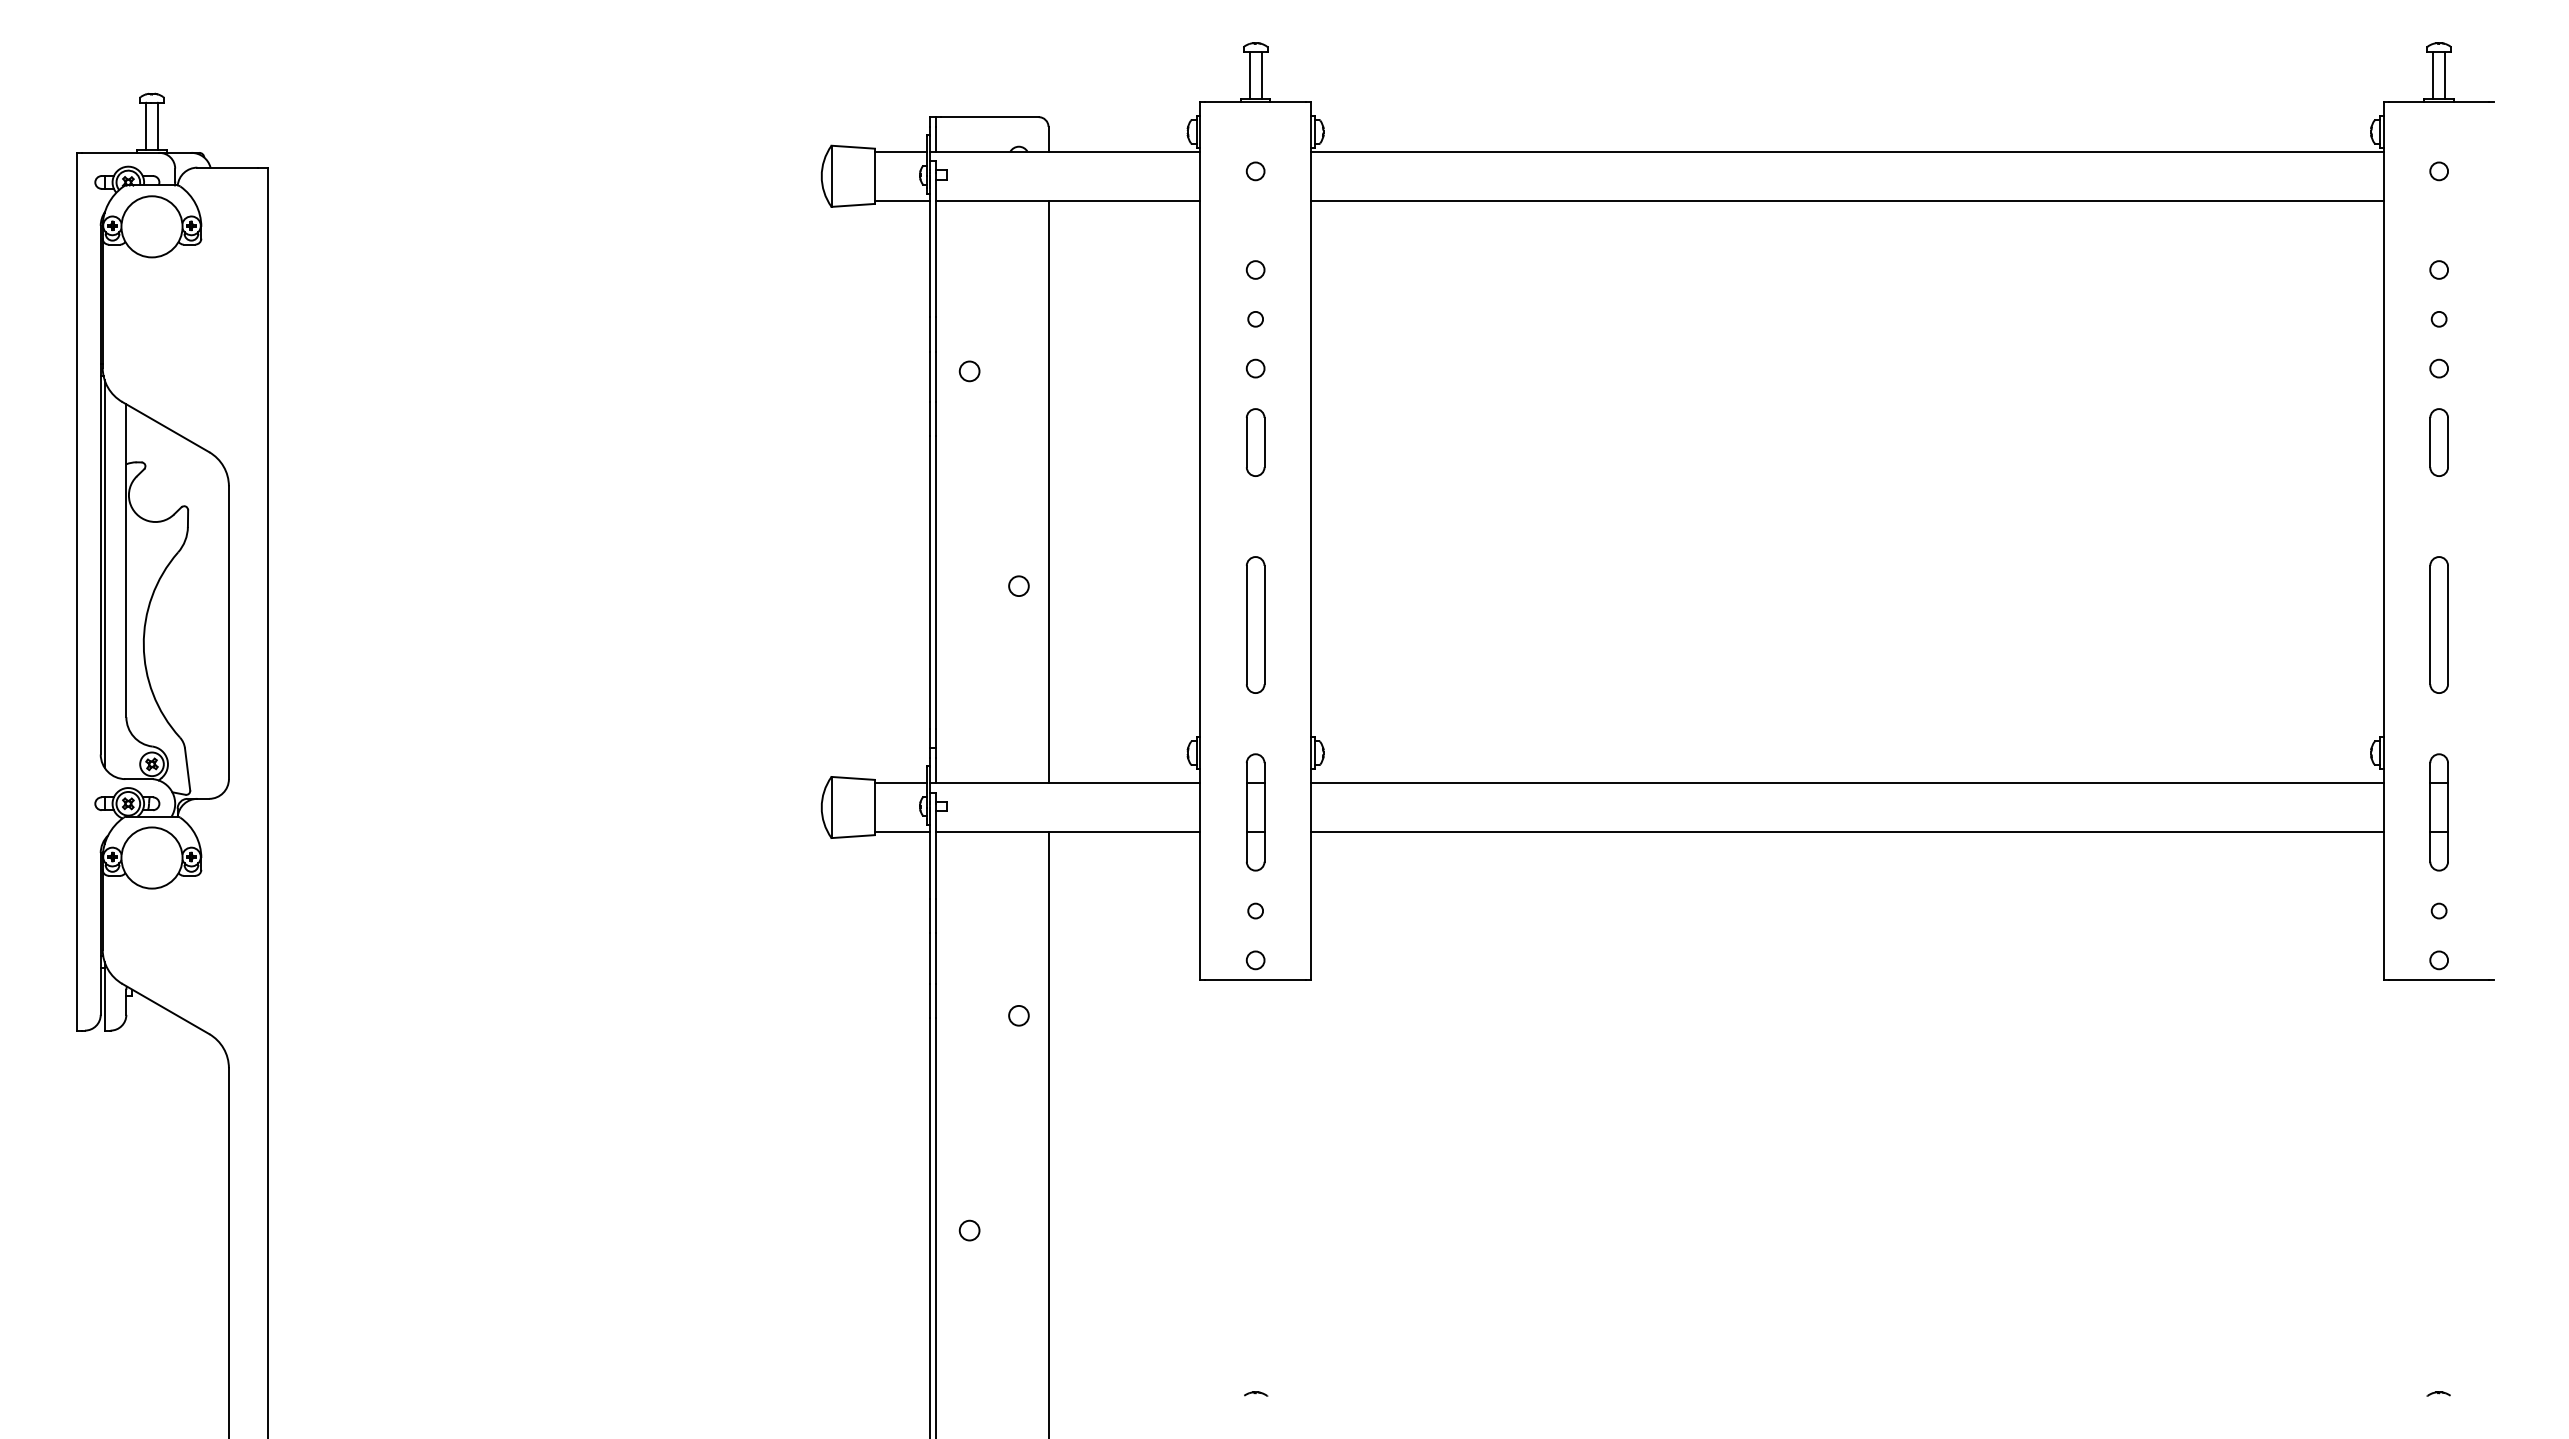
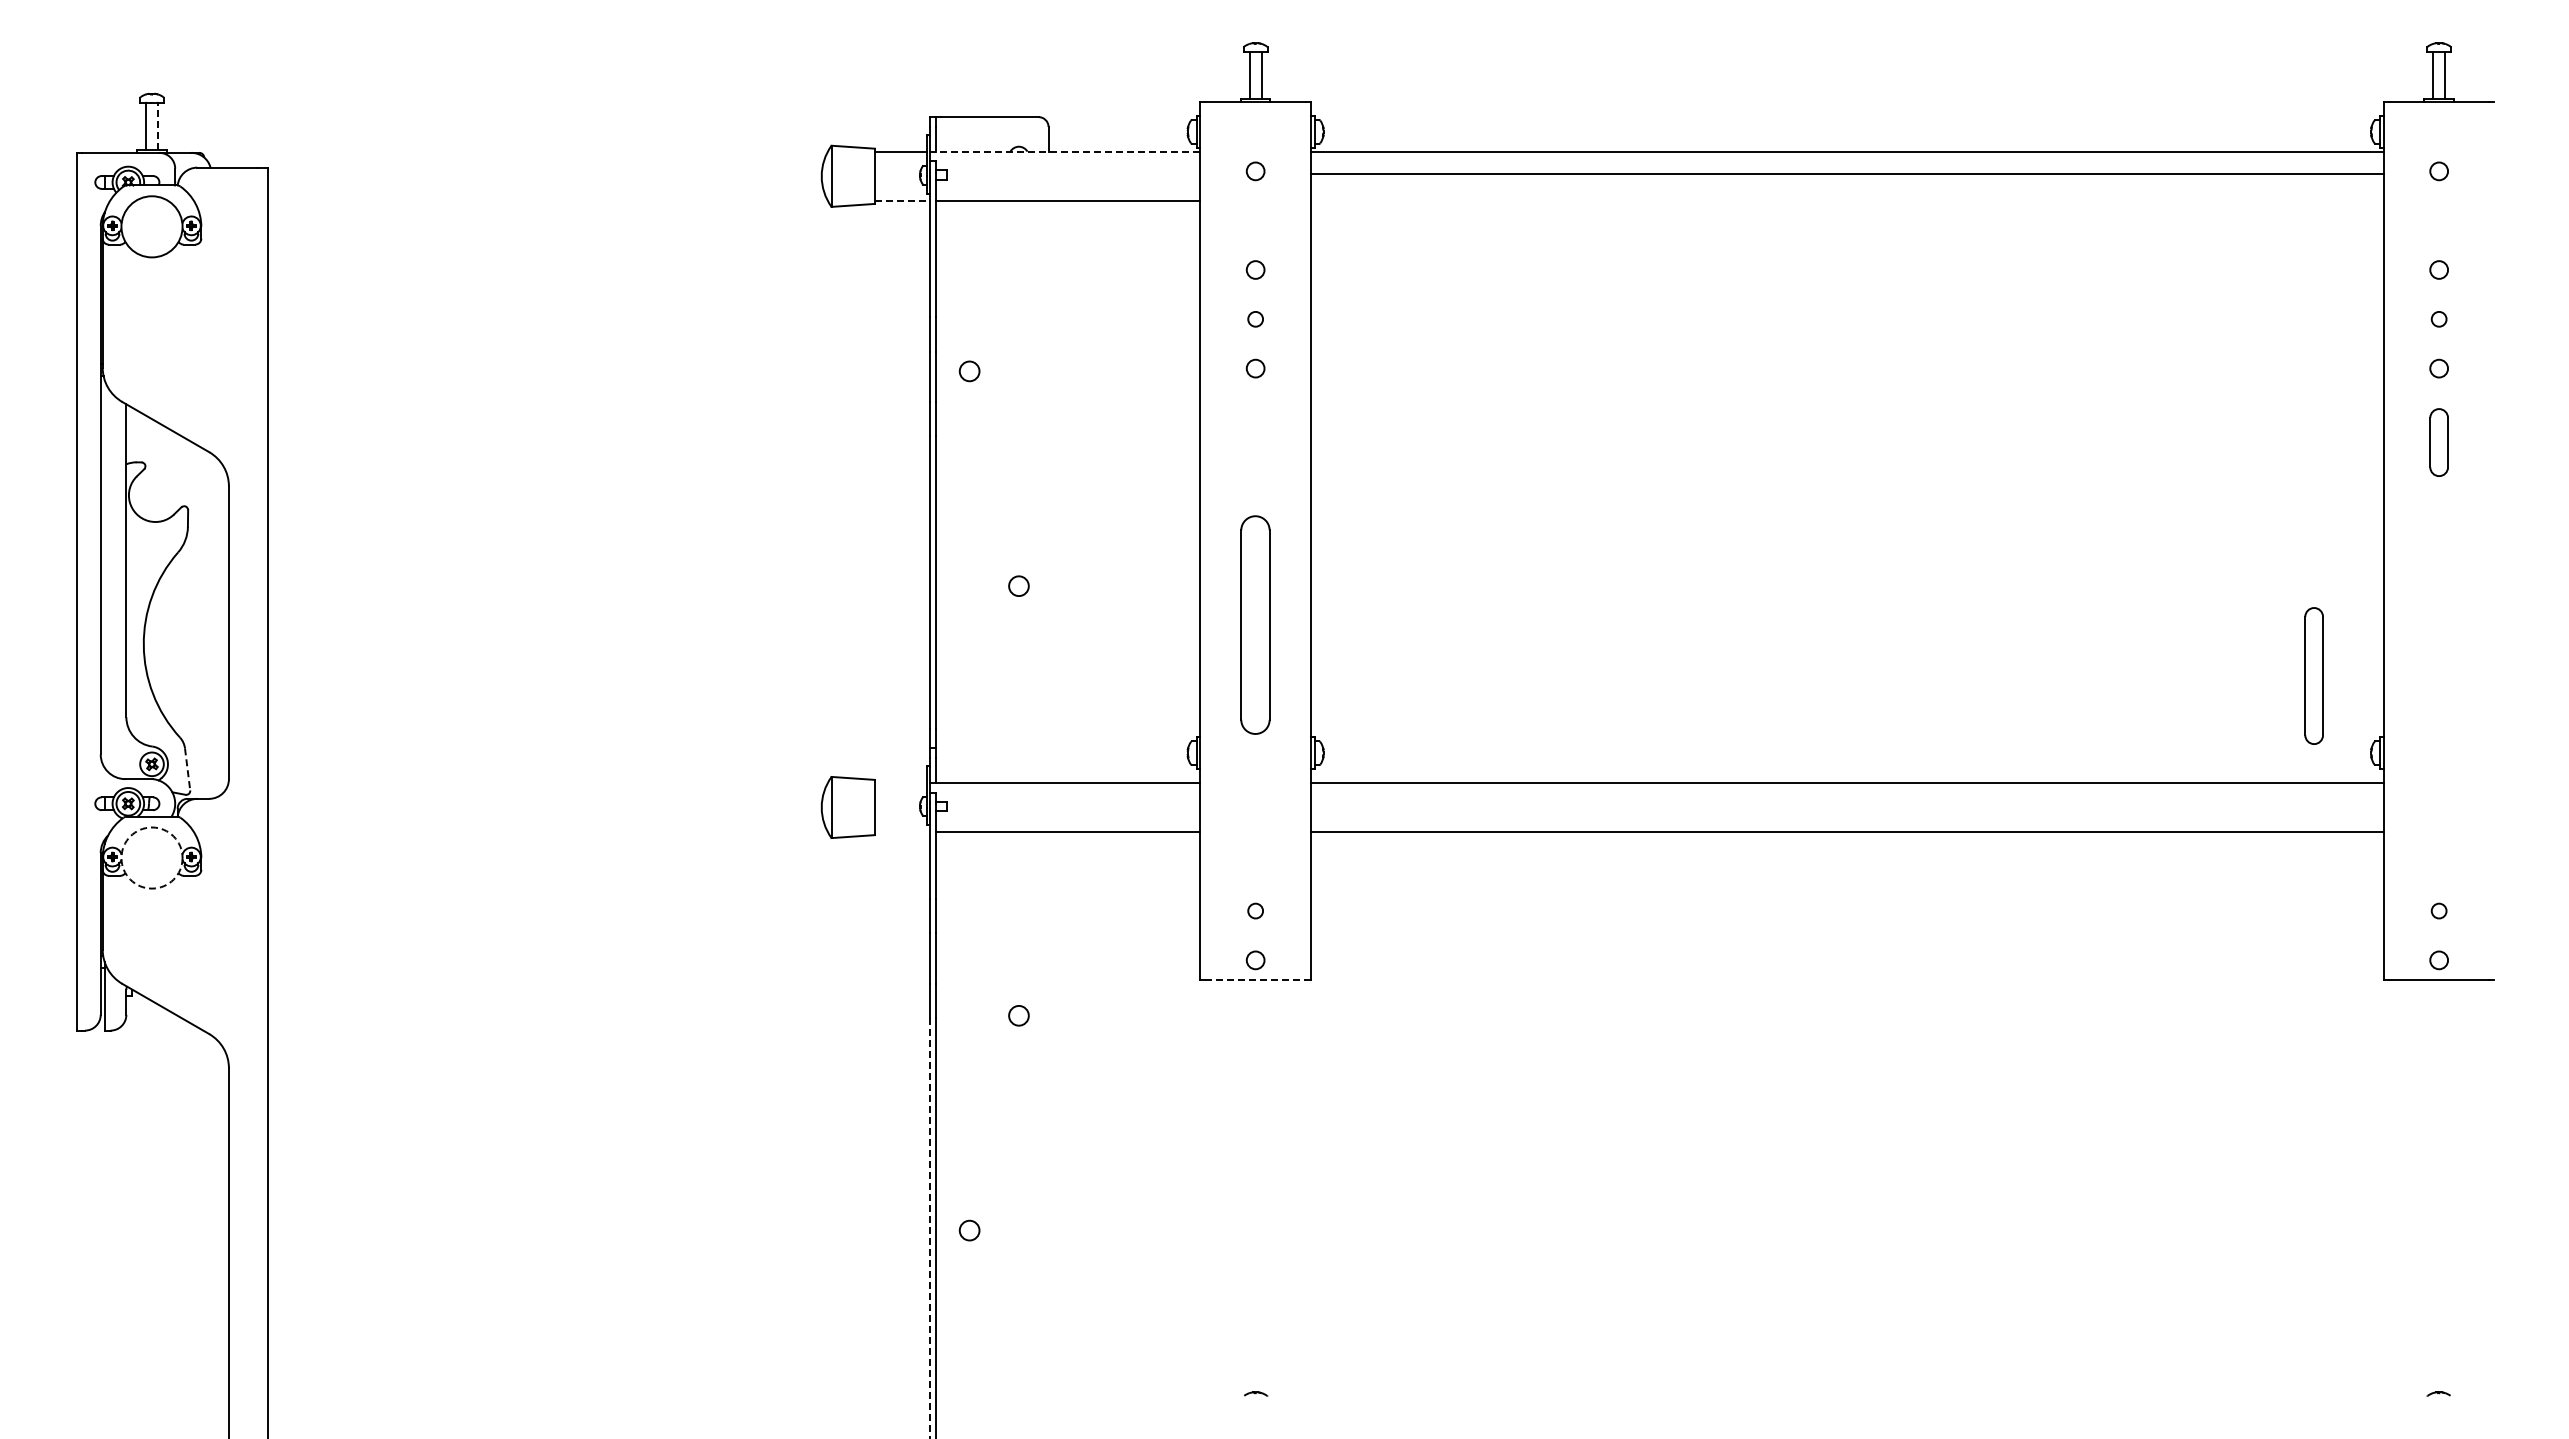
line: solid -> dashed (157, 125)
line: solid -> dashed (1064, 151)
line: solid -> dashed (902, 200)
line position: (1846, 200) -> (1846, 173) (1846, 173)
part: present -> none (1255, 442)
line: present -> none (1048, 491)
line: present -> none (104, 573)
part size: 20x138 px -> 31x220 px (1255, 624)
part position: (2438, 624) -> (2313, 675) (2313, 675)
line: solid -> dashed (187, 769)
line: present -> none (900, 782)
part: present -> none (1255, 812)
part: present -> none (2438, 812)
line: present -> none (902, 832)
circle: solid -> dashed (151, 857)
line: solid -> dashed (1256, 980)
line: present -> none (1048, 1133)
line: solid -> dashed (930, 1228)
